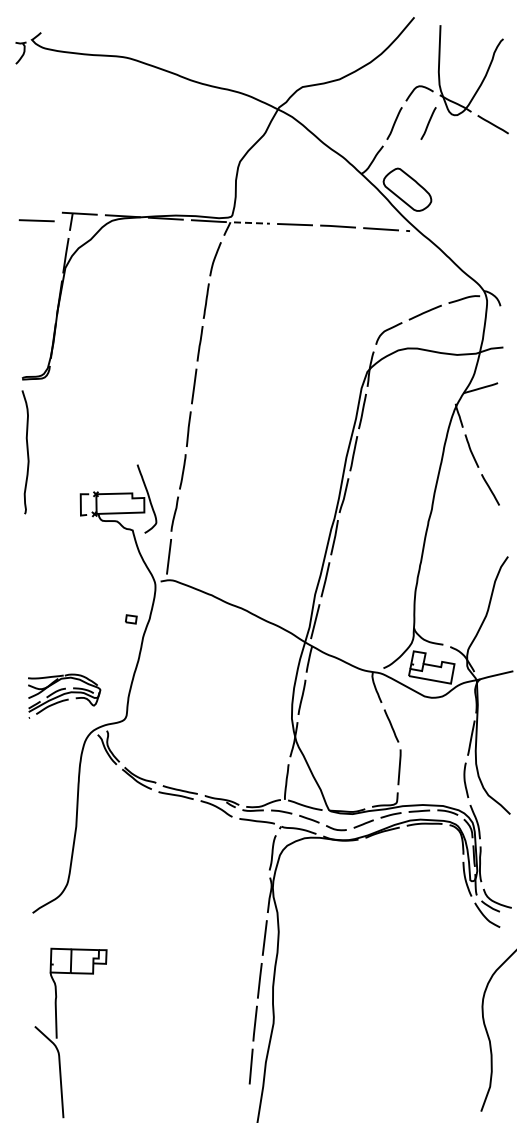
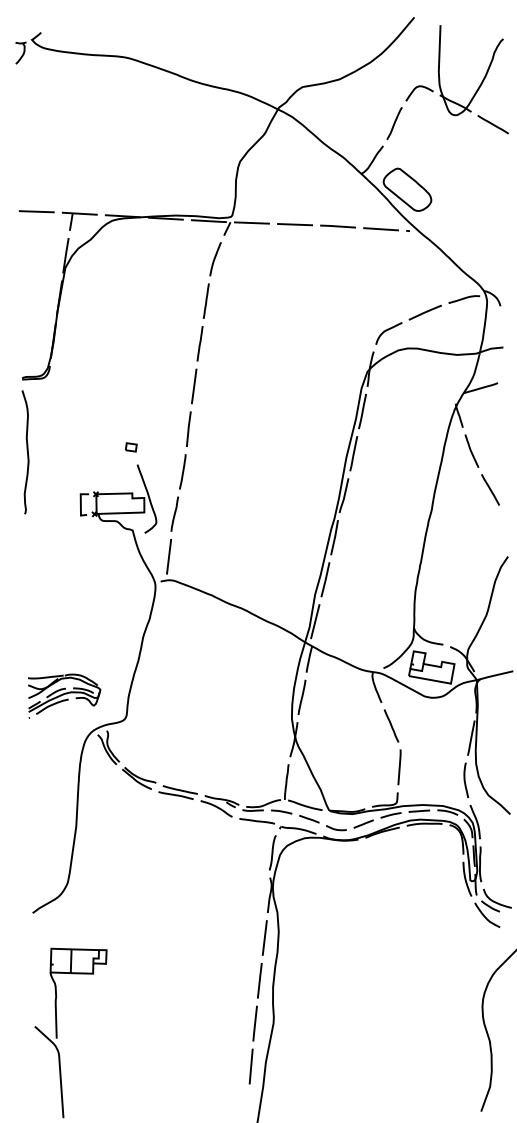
line: present -> none (428, 123)
line position: (36, 220) -> (36, 211) (36, 211)
line: dashed -> solid (251, 223)
part position: (131, 619) -> (131, 447) (131, 447)
